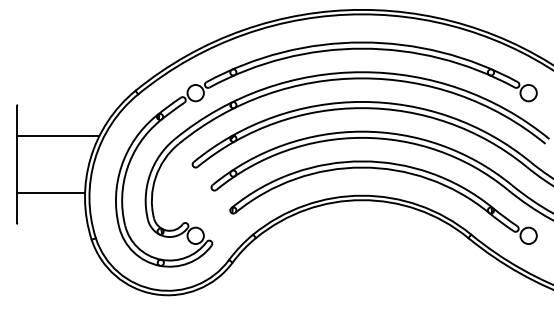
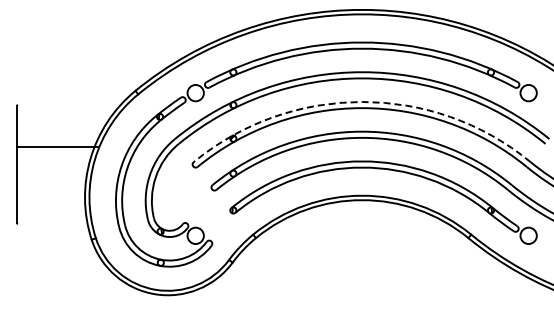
arc: solid -> dashed (362, 101)
line position: (58, 136) -> (58, 147) (58, 147)
line: present -> none (51, 192)
